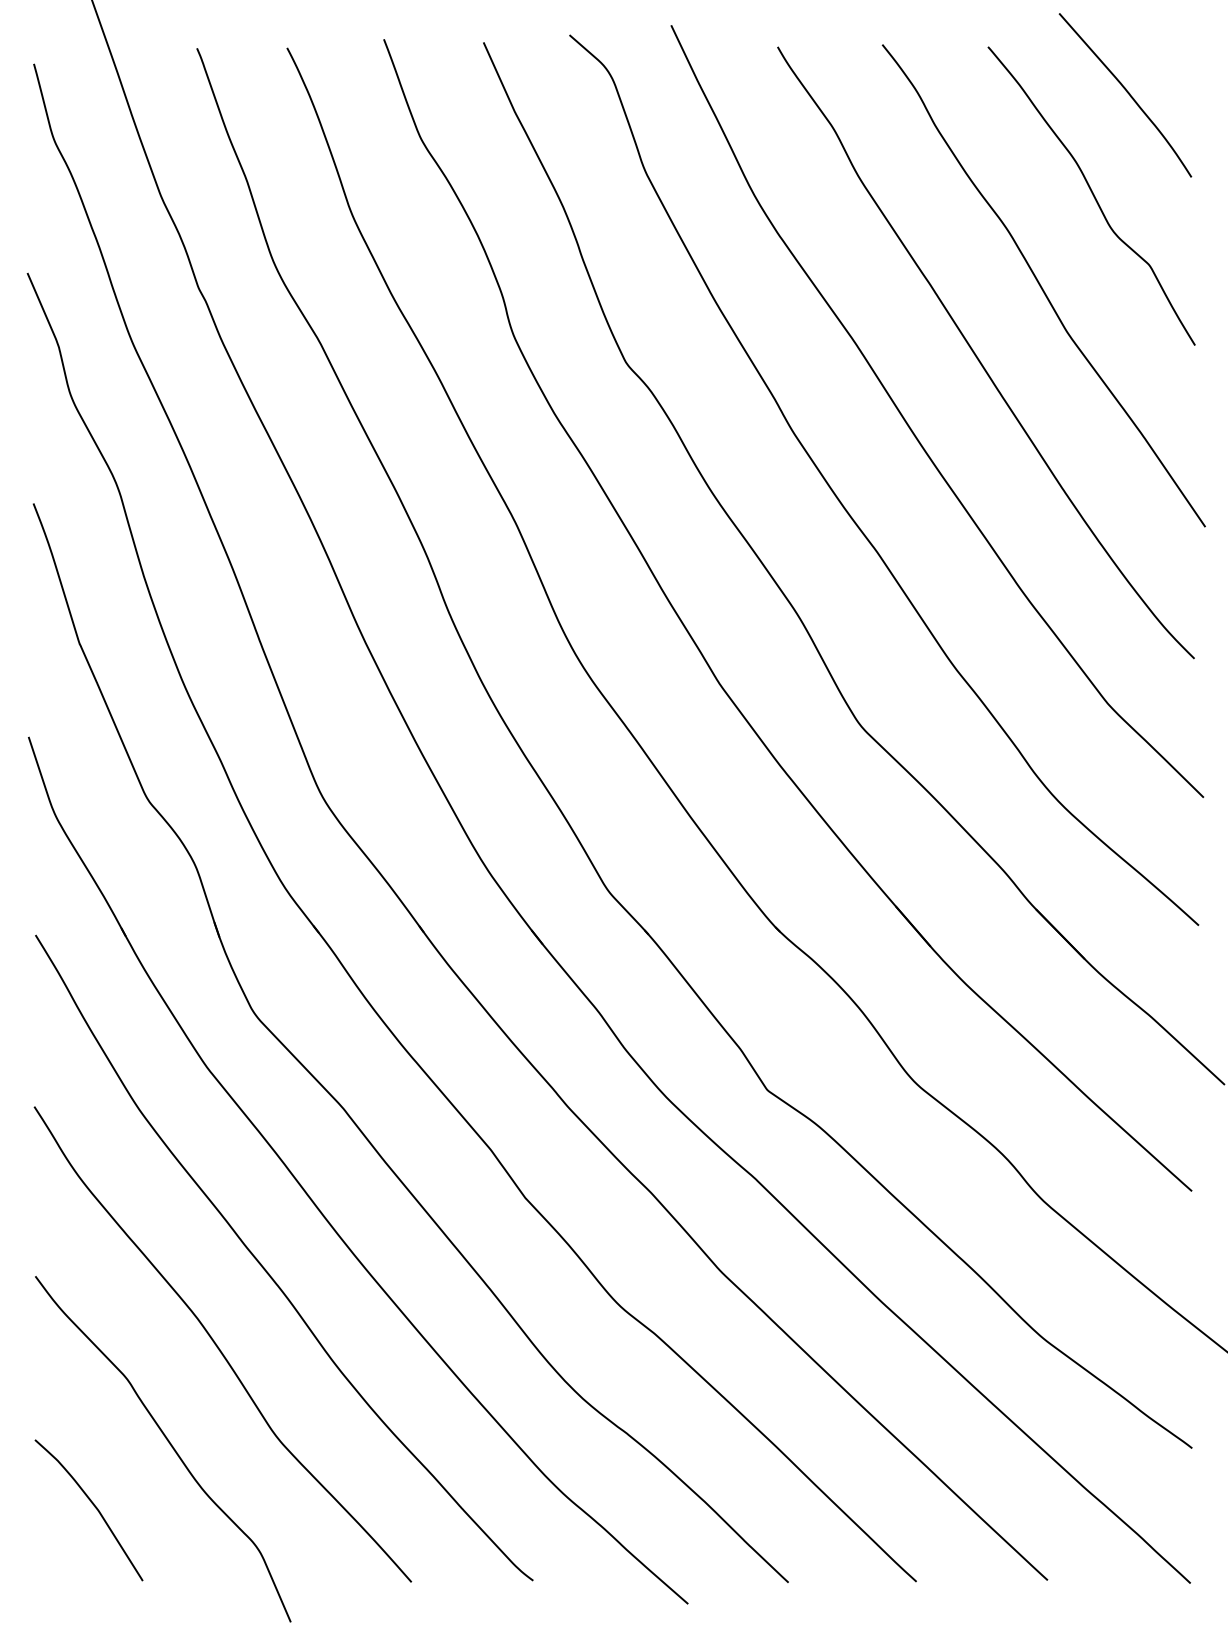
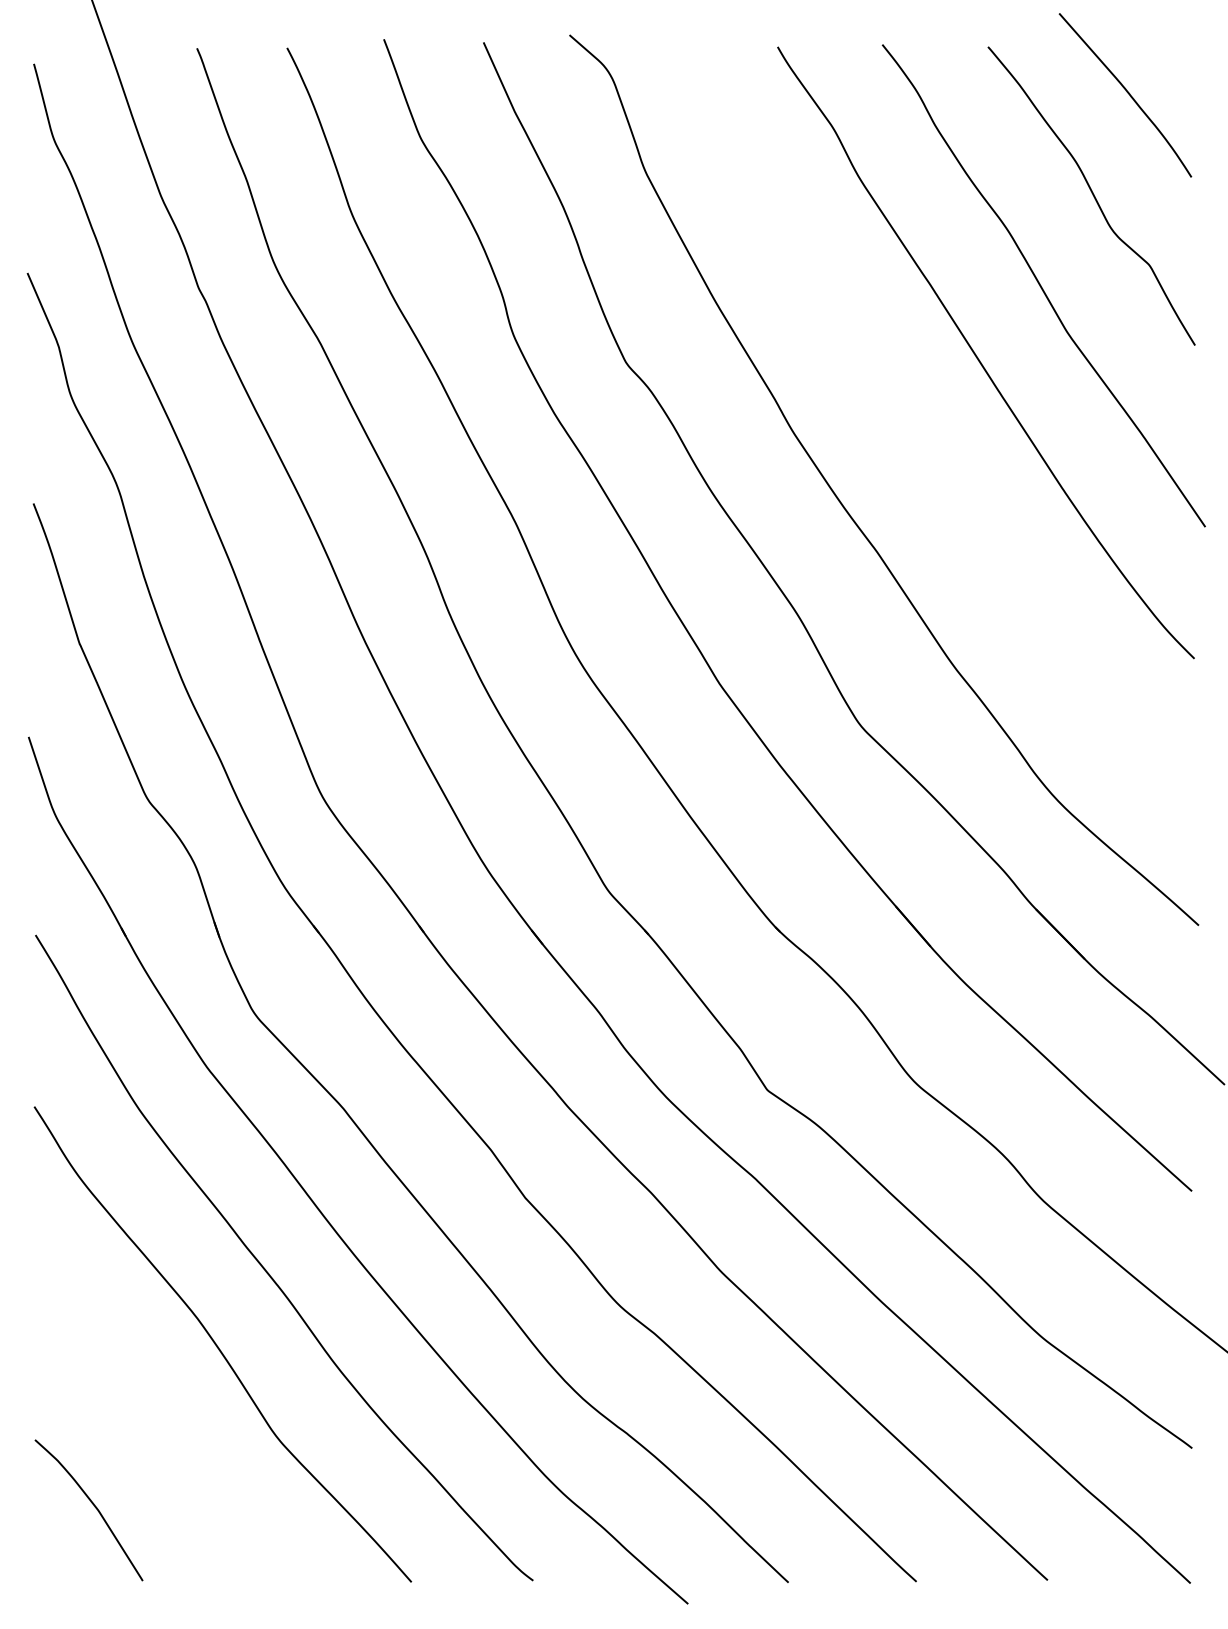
curve: present -> none (911, 428)
curve: present -> none (169, 1444)
